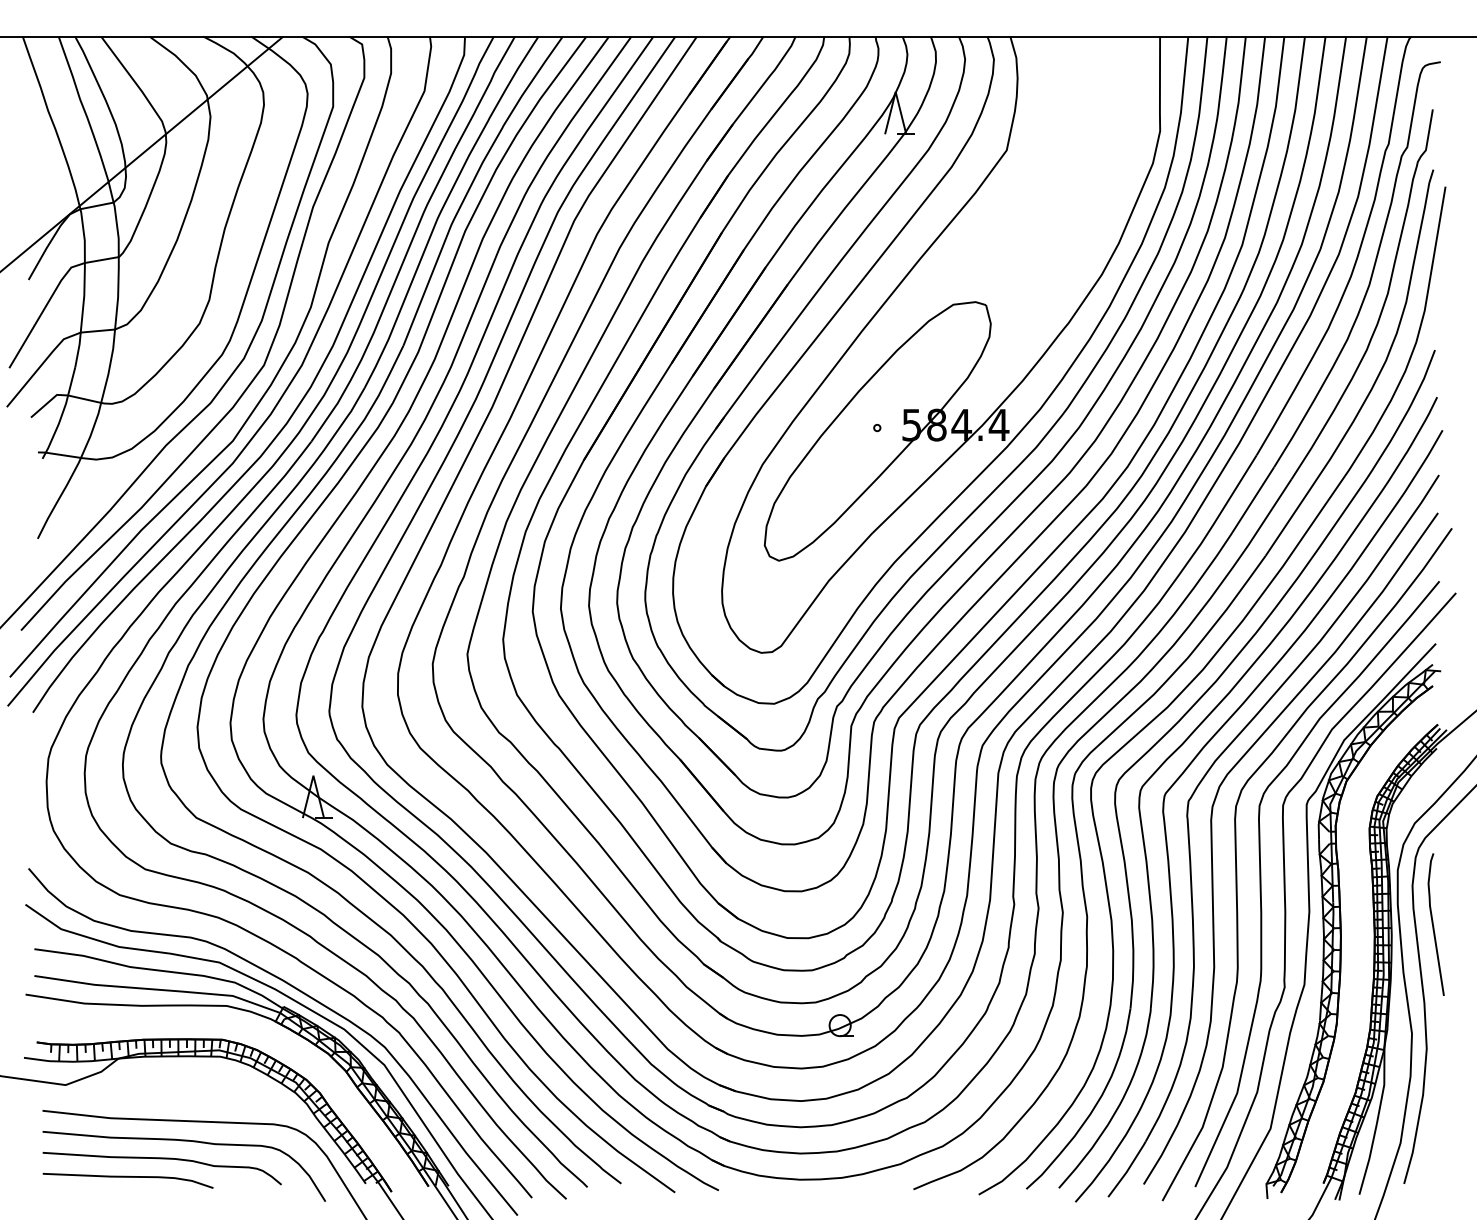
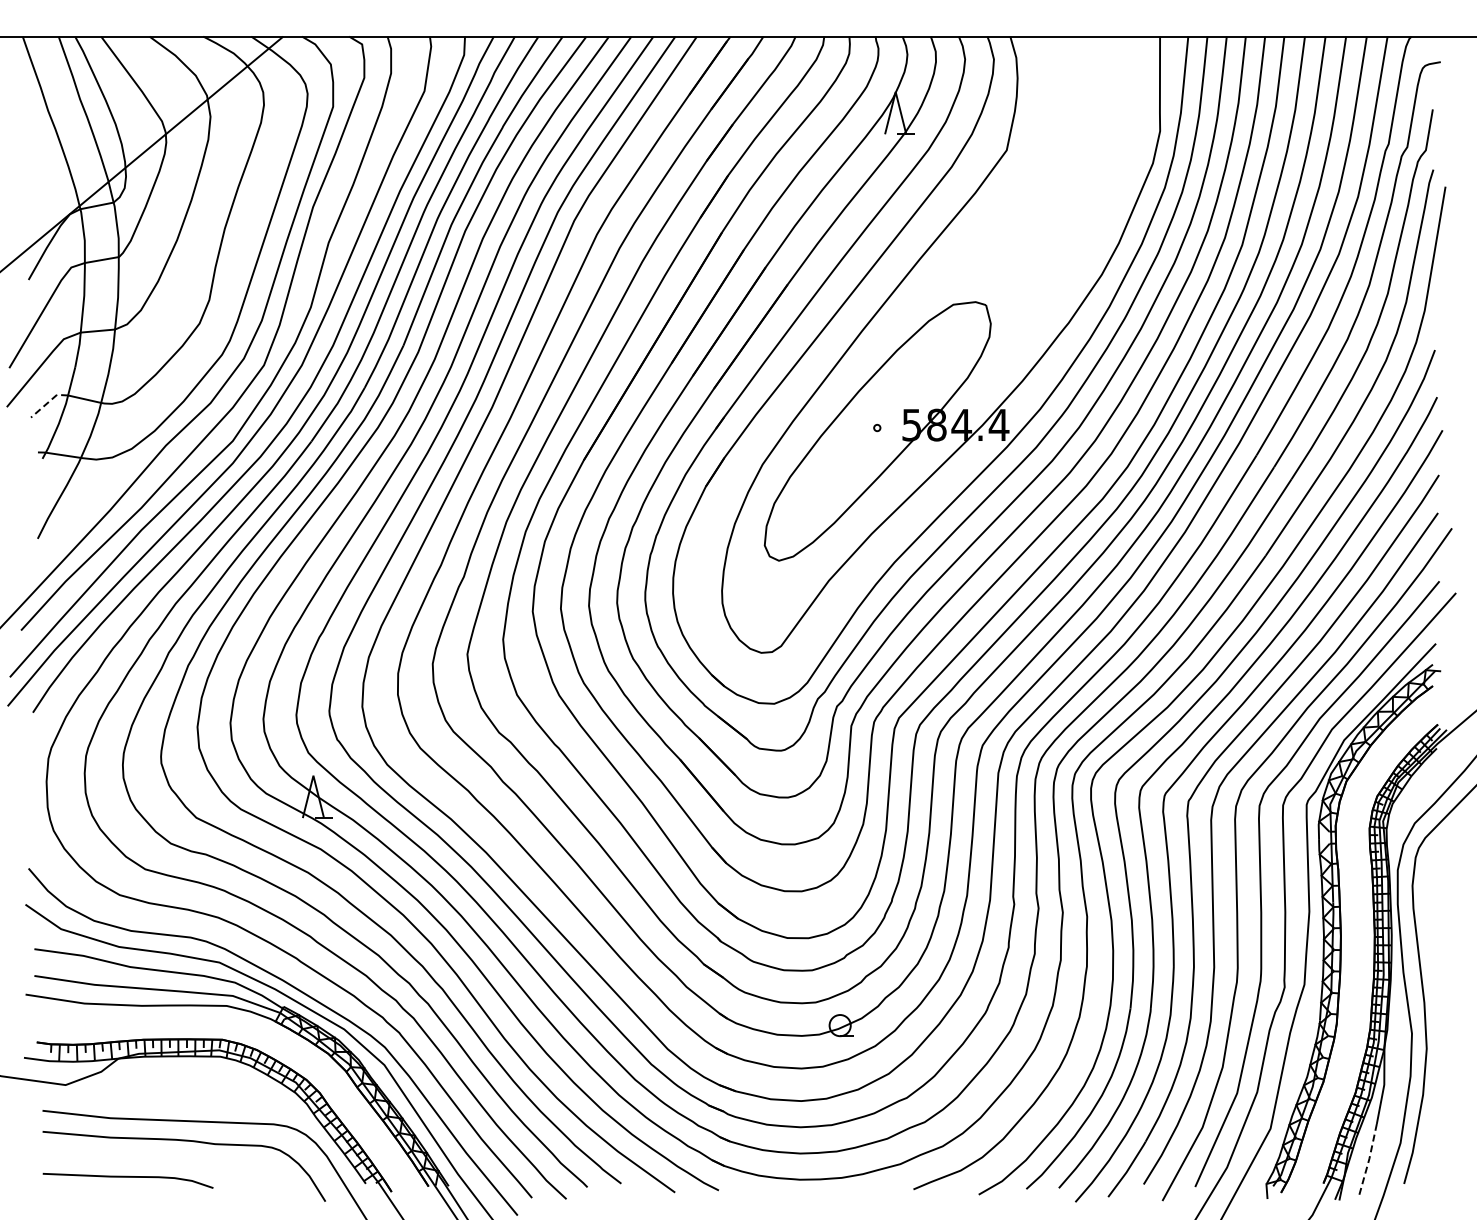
line: solid -> dashed (48, 402)
curve: present -> none (1433, 924)
line: solid -> dashed (1369, 1158)
curve: present -> none (161, 1159)
